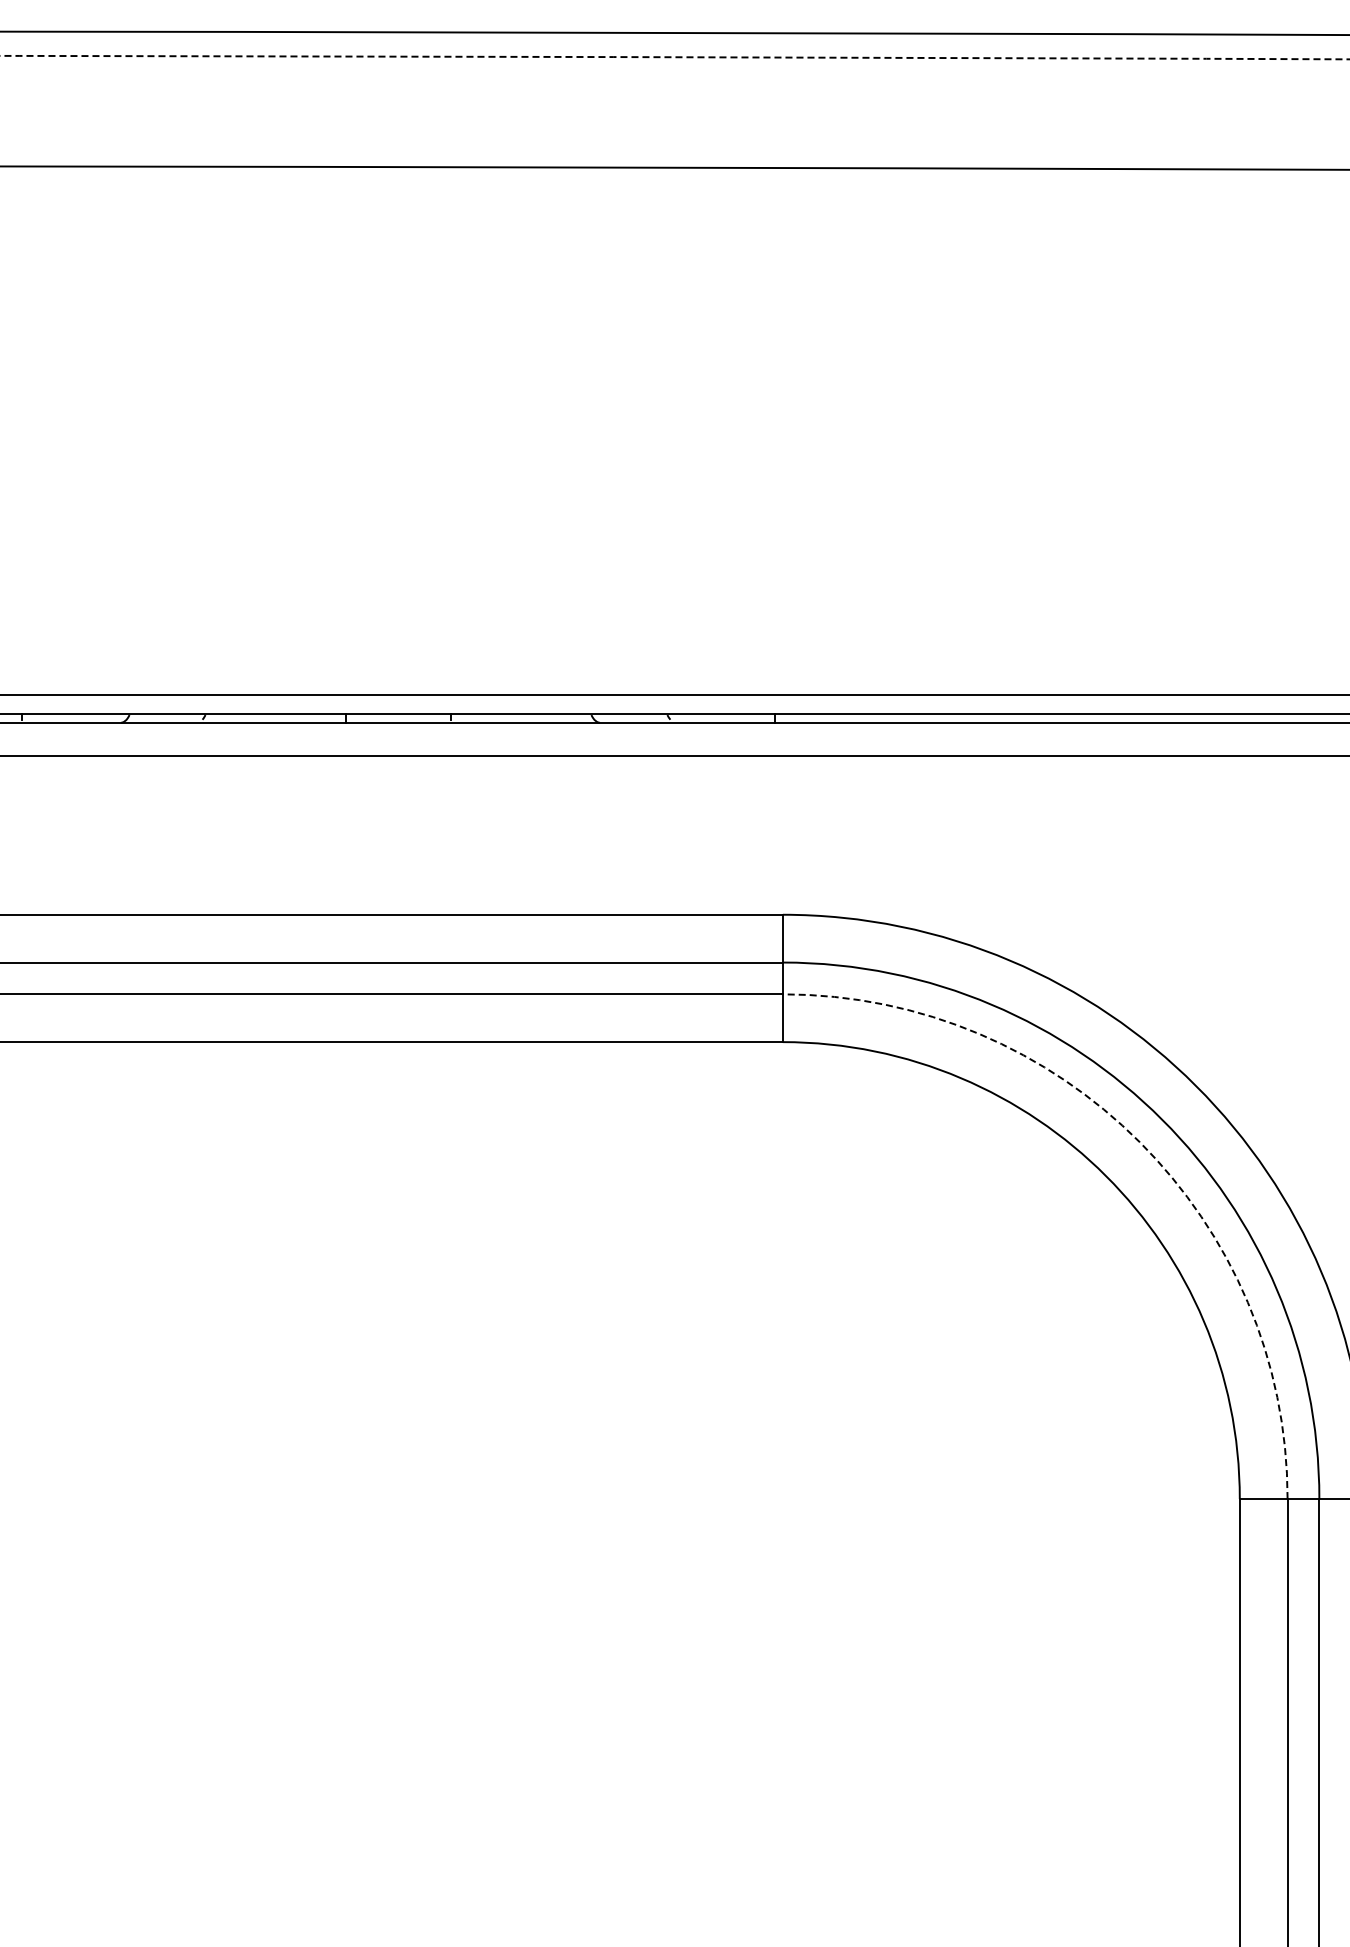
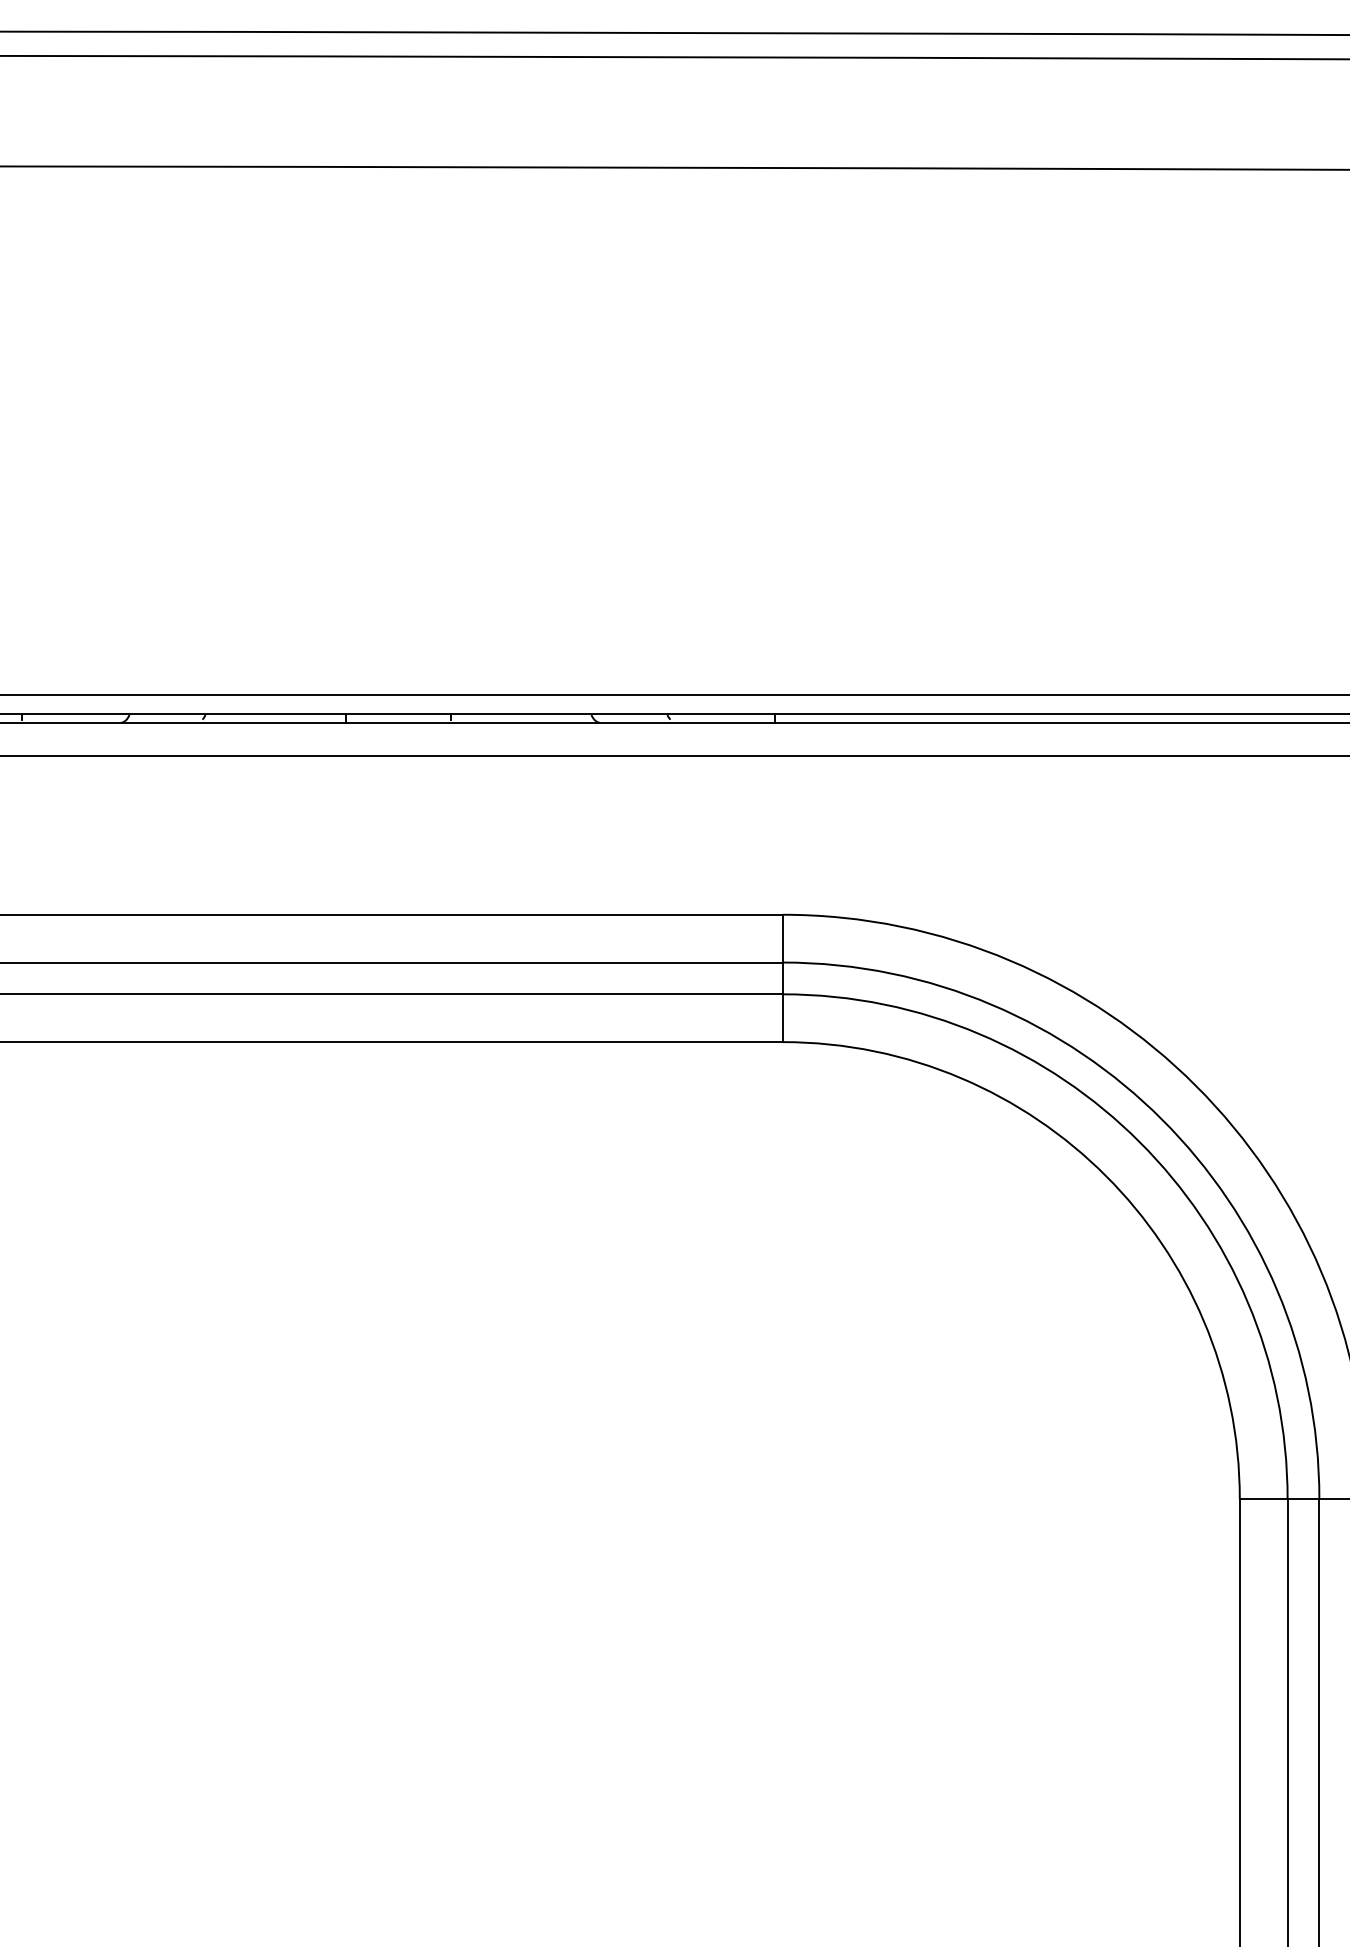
arc: dashed -> solid (674, 57)
arc: dashed -> solid (1139, 1142)
